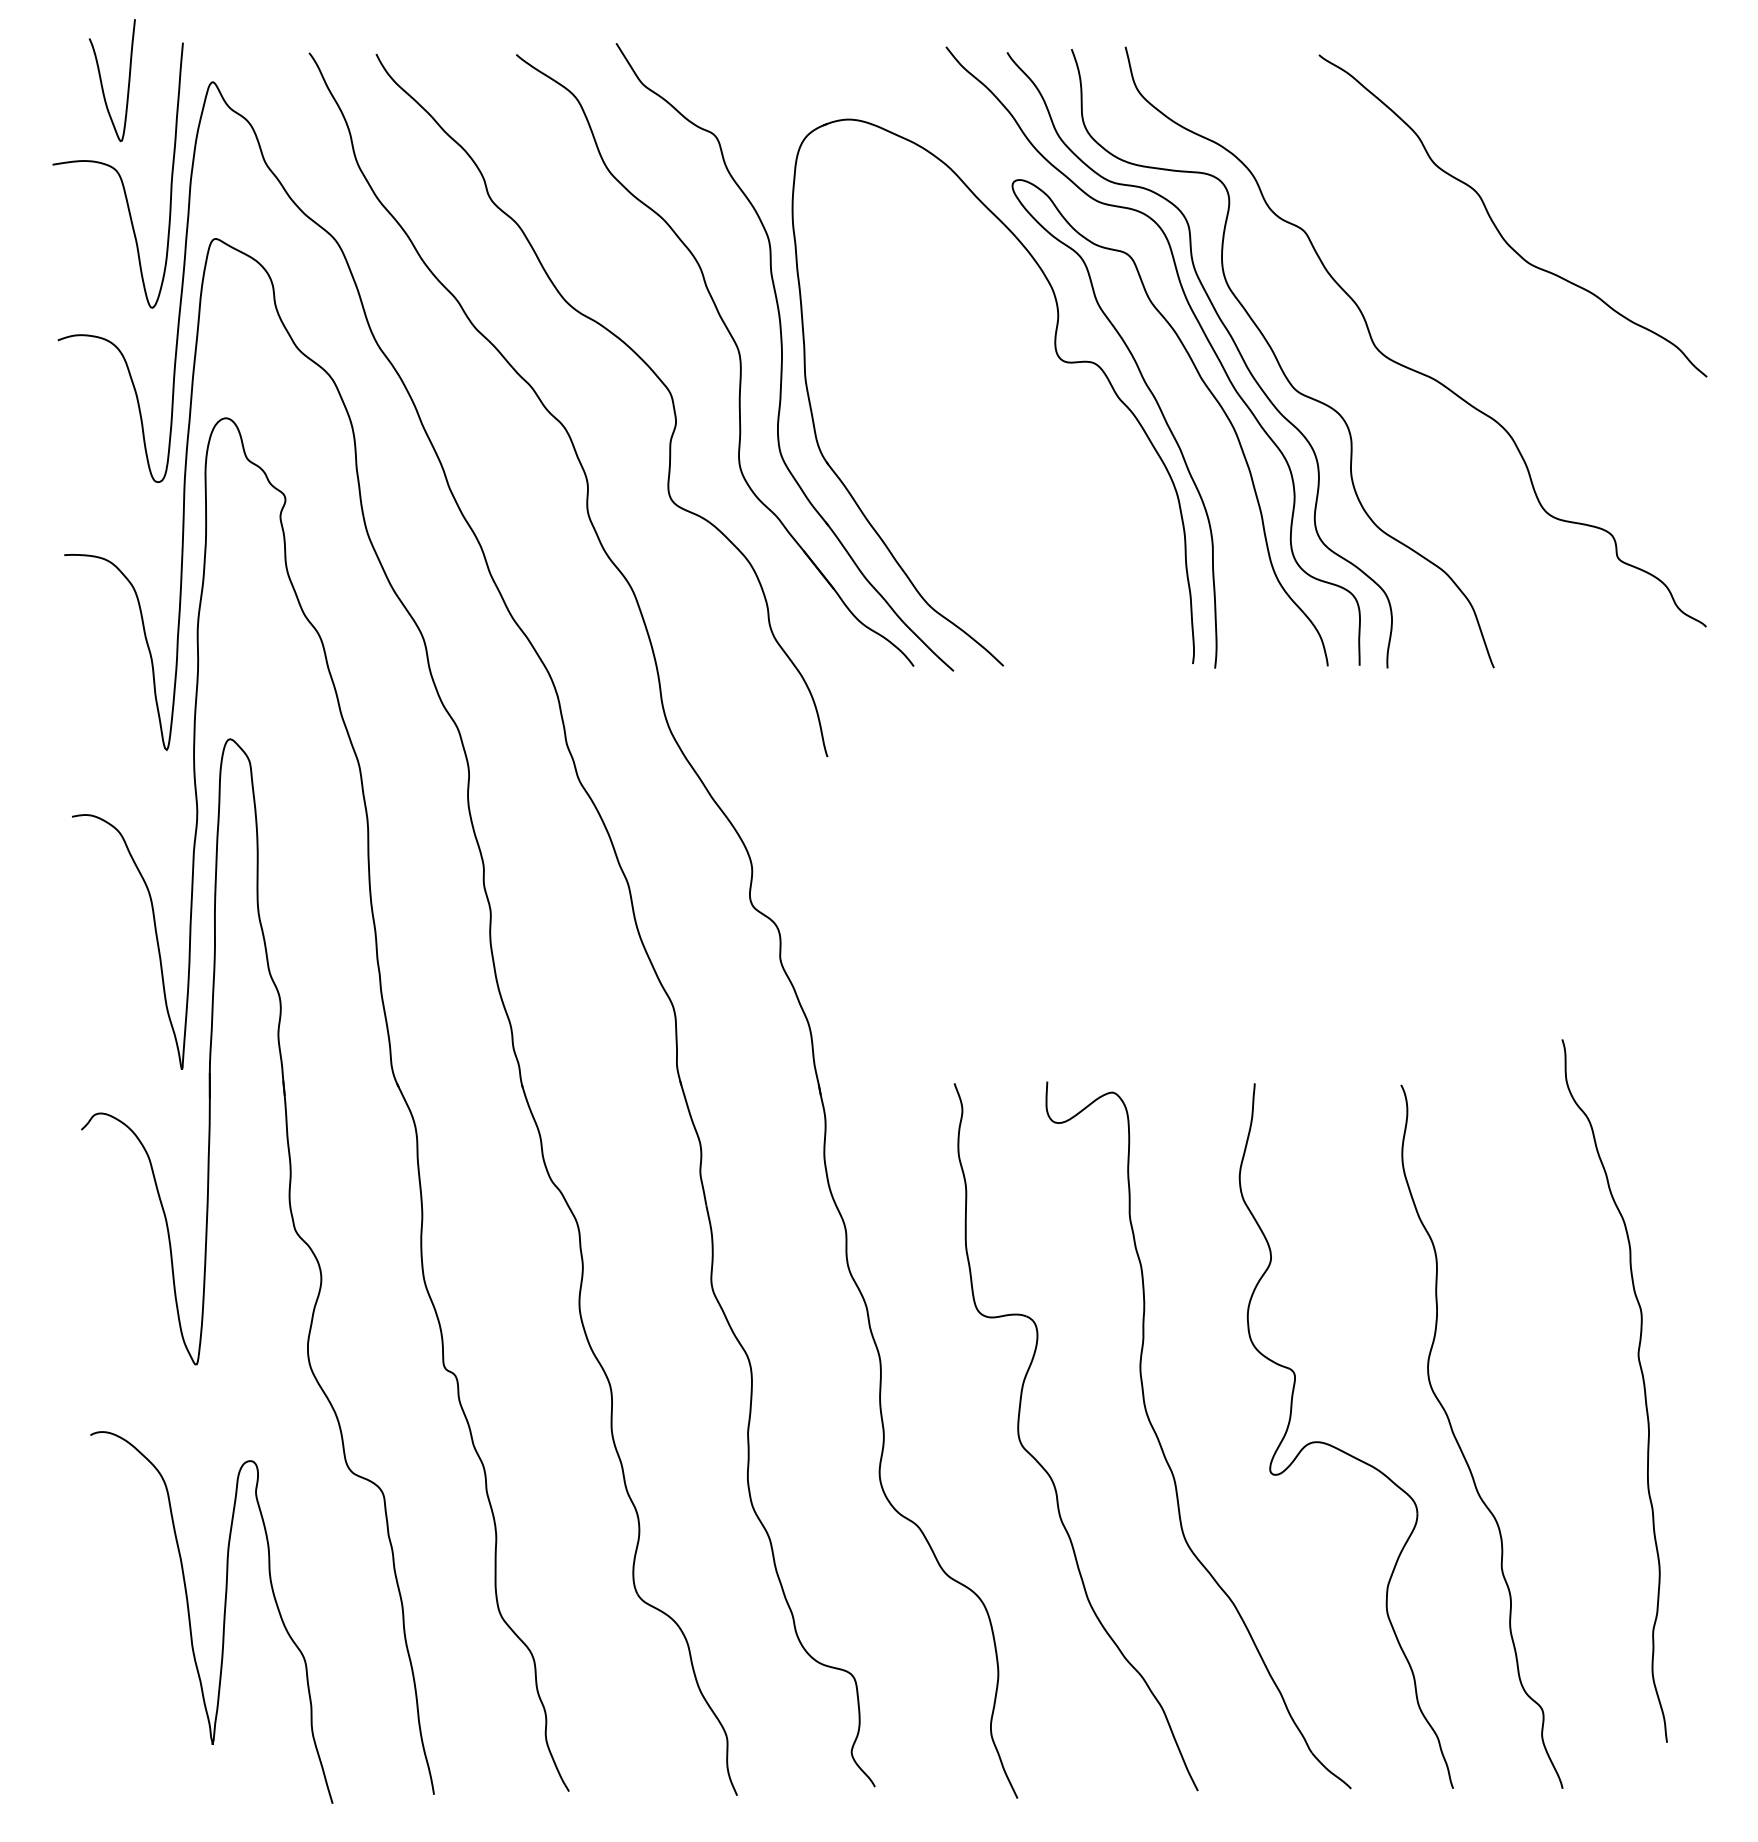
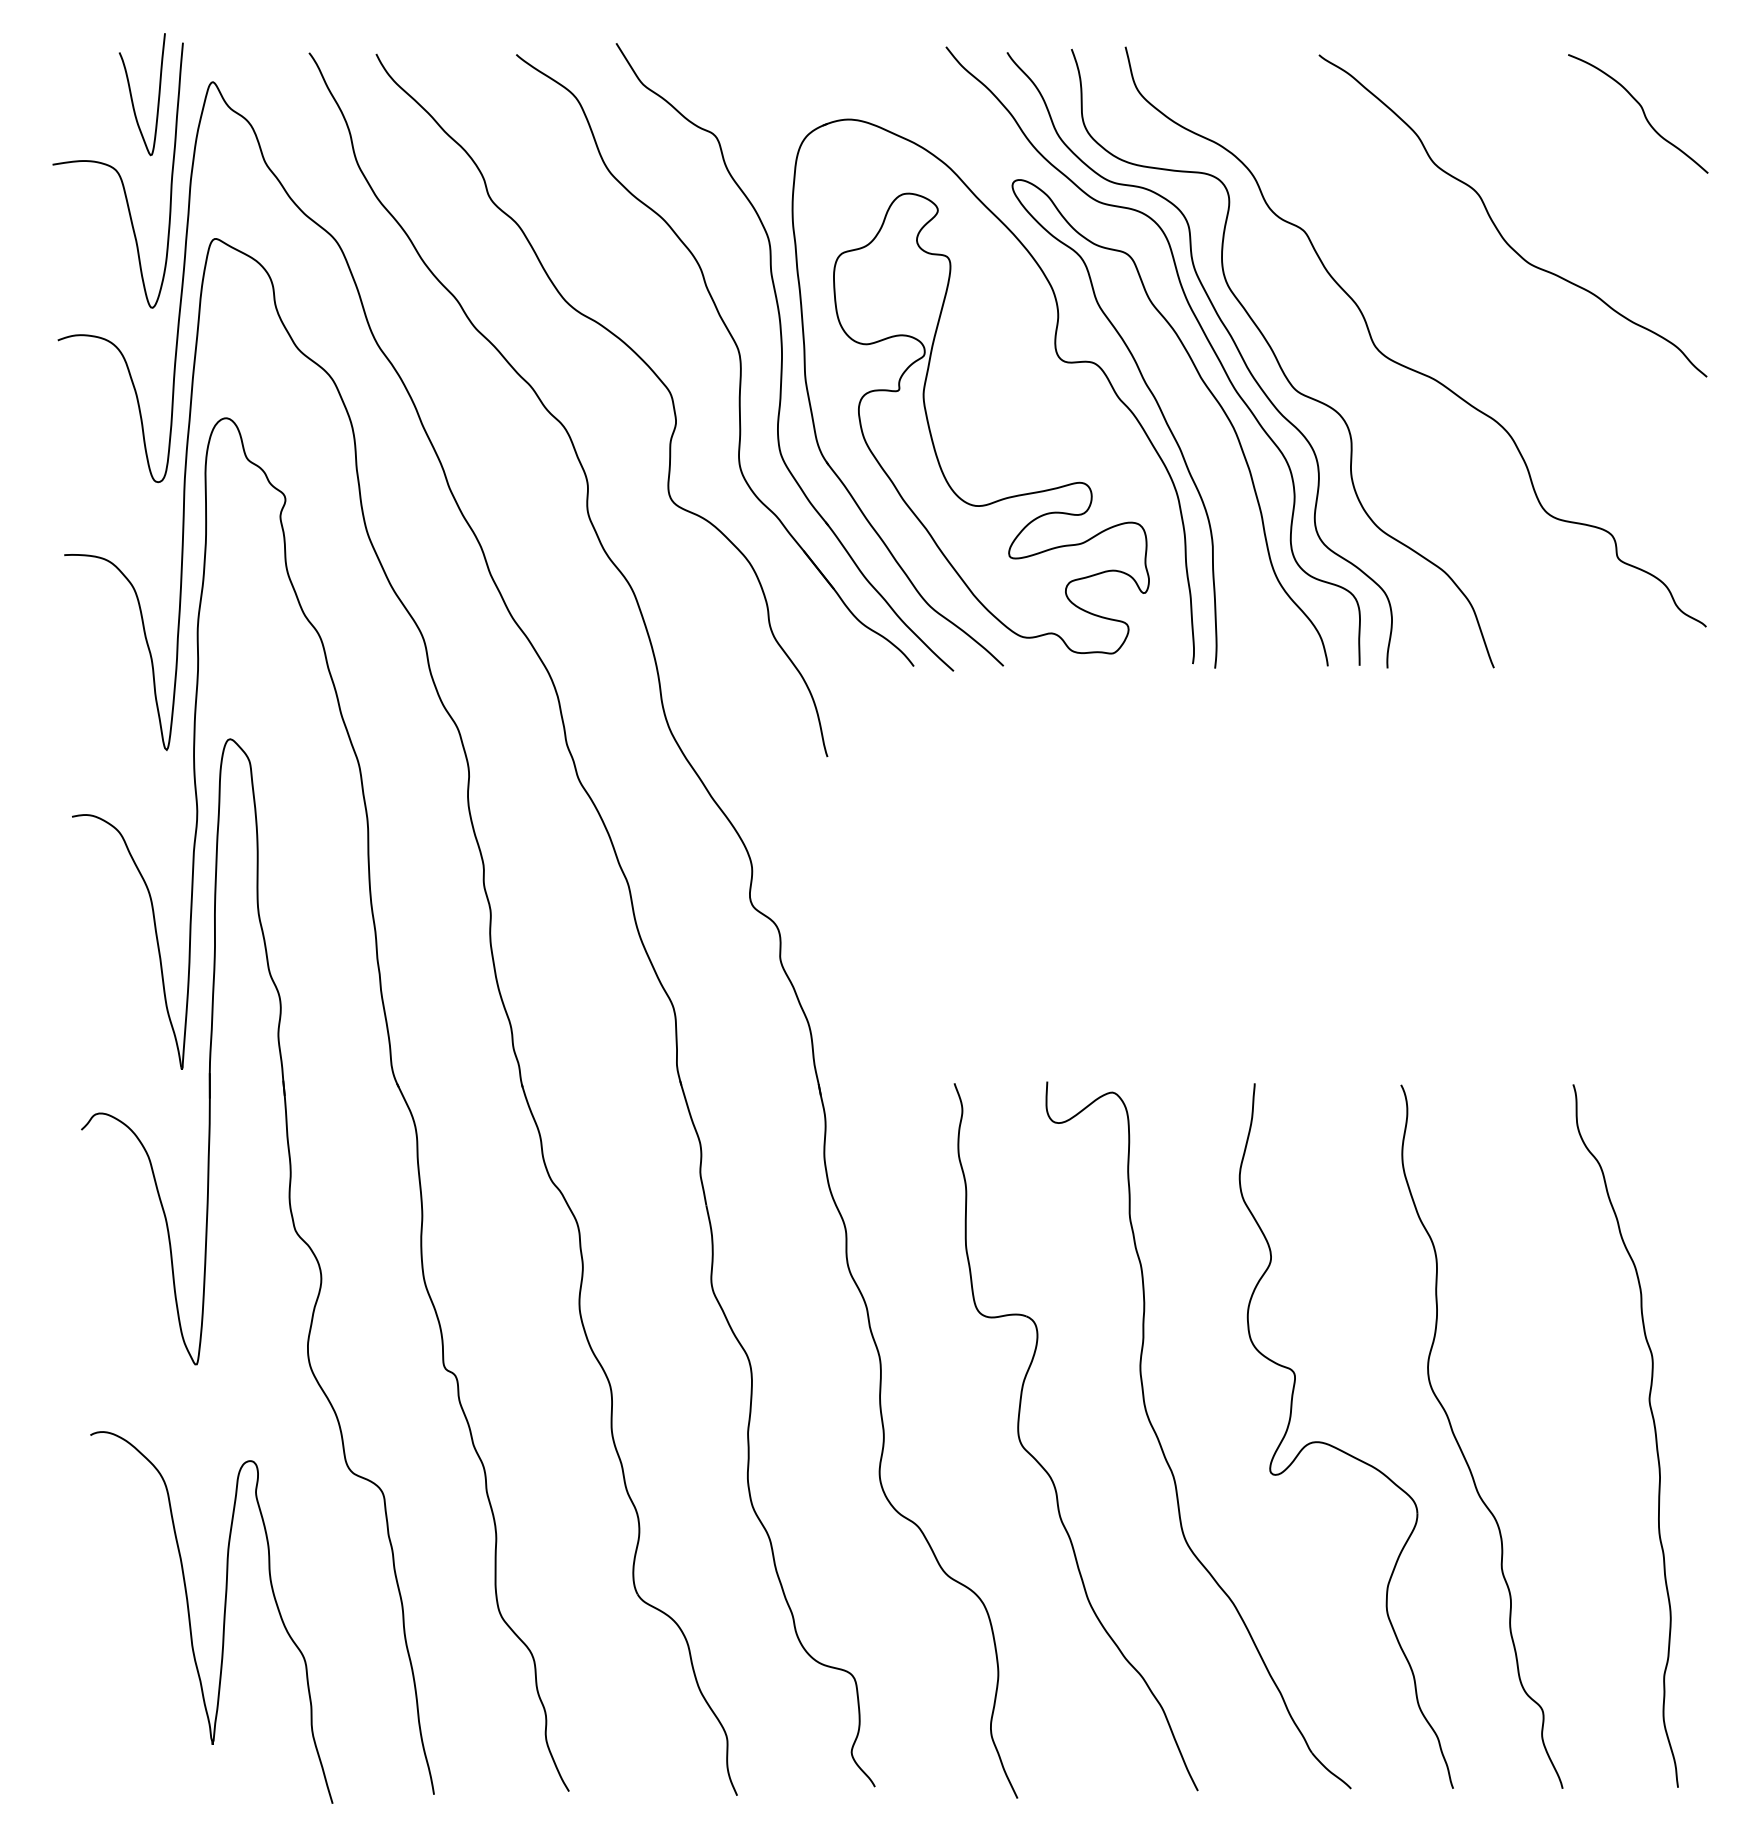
curve position: (102, 82) -> (132, 96) (132, 96)
curve: none -> present (1642, 112)
part: none -> present (932, 436)
curve position: (1643, 1388) -> (1654, 1433) (1654, 1433)
